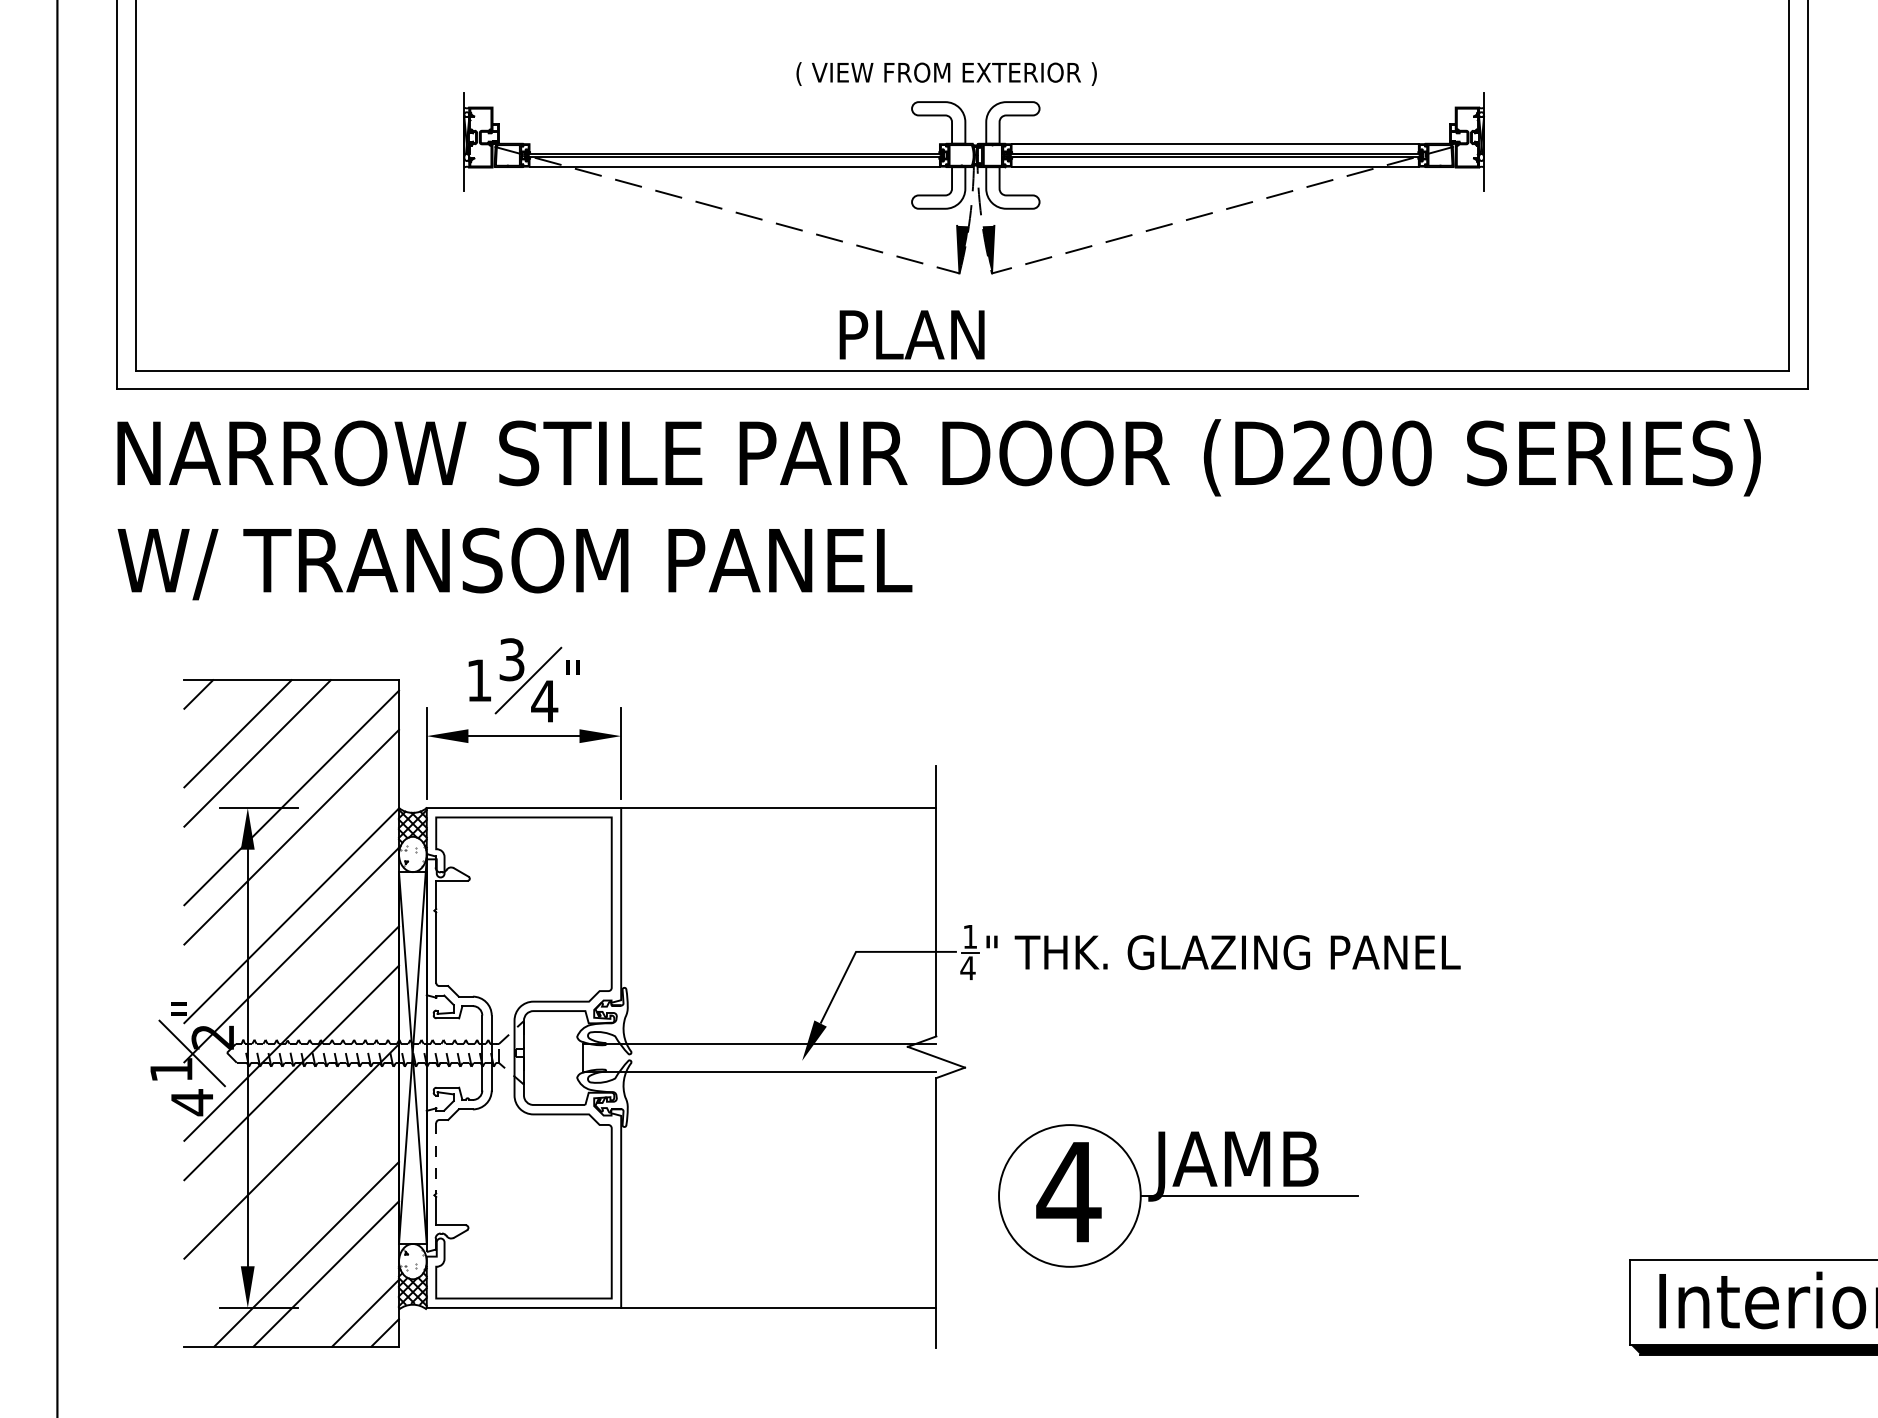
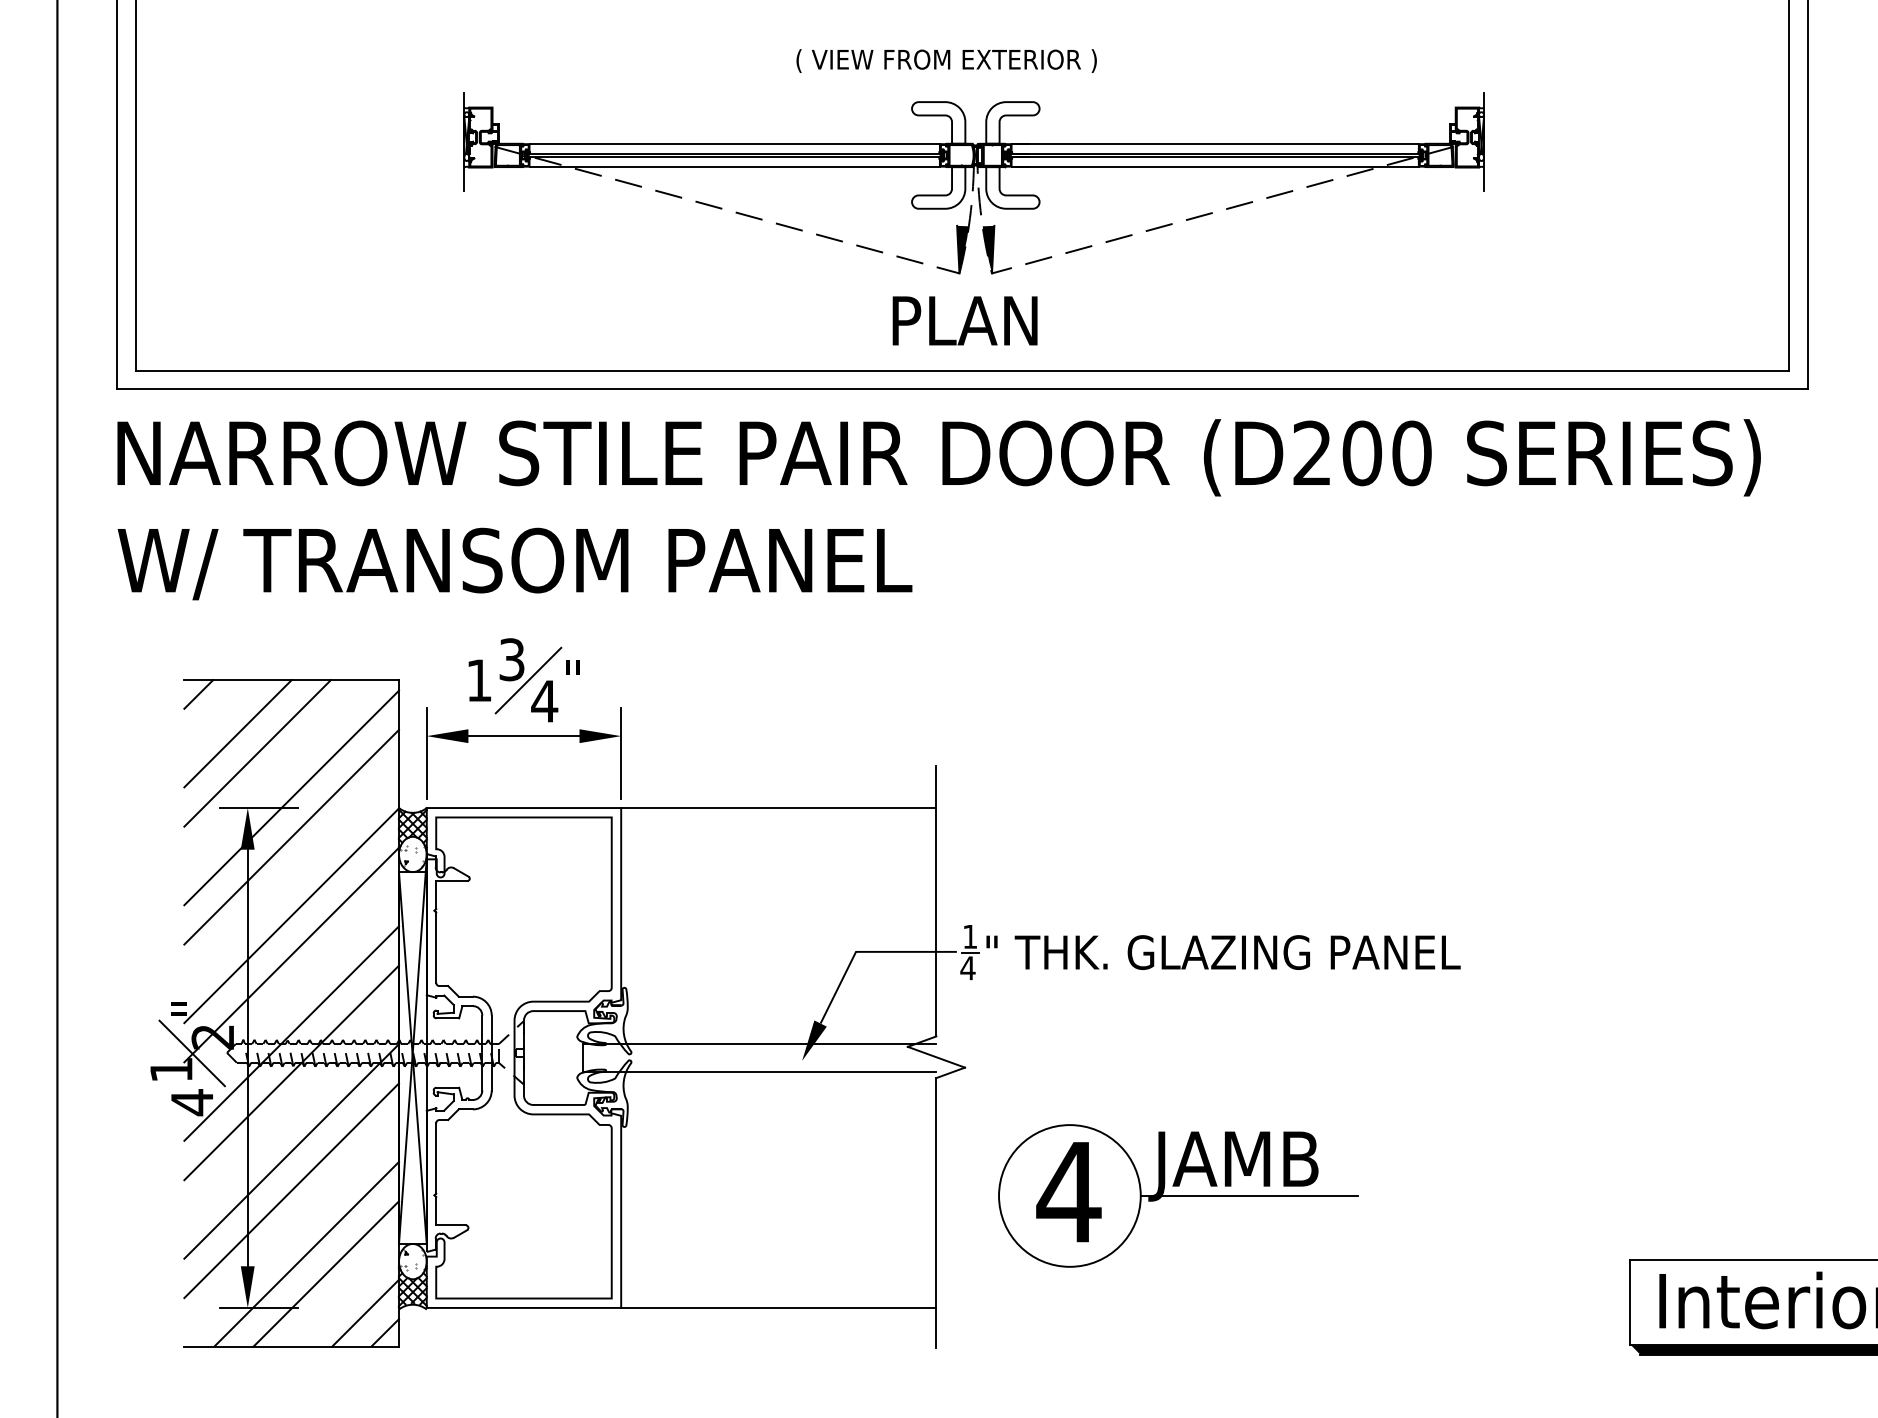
text position: (946, 73) -> (946, 60) (946, 60)
line: none -> present (734, 144)
text position: (911, 334) -> (964, 320) (964, 320)
line: dashed -> solid (436, 1158)
line: none -> present (291, 1190)
